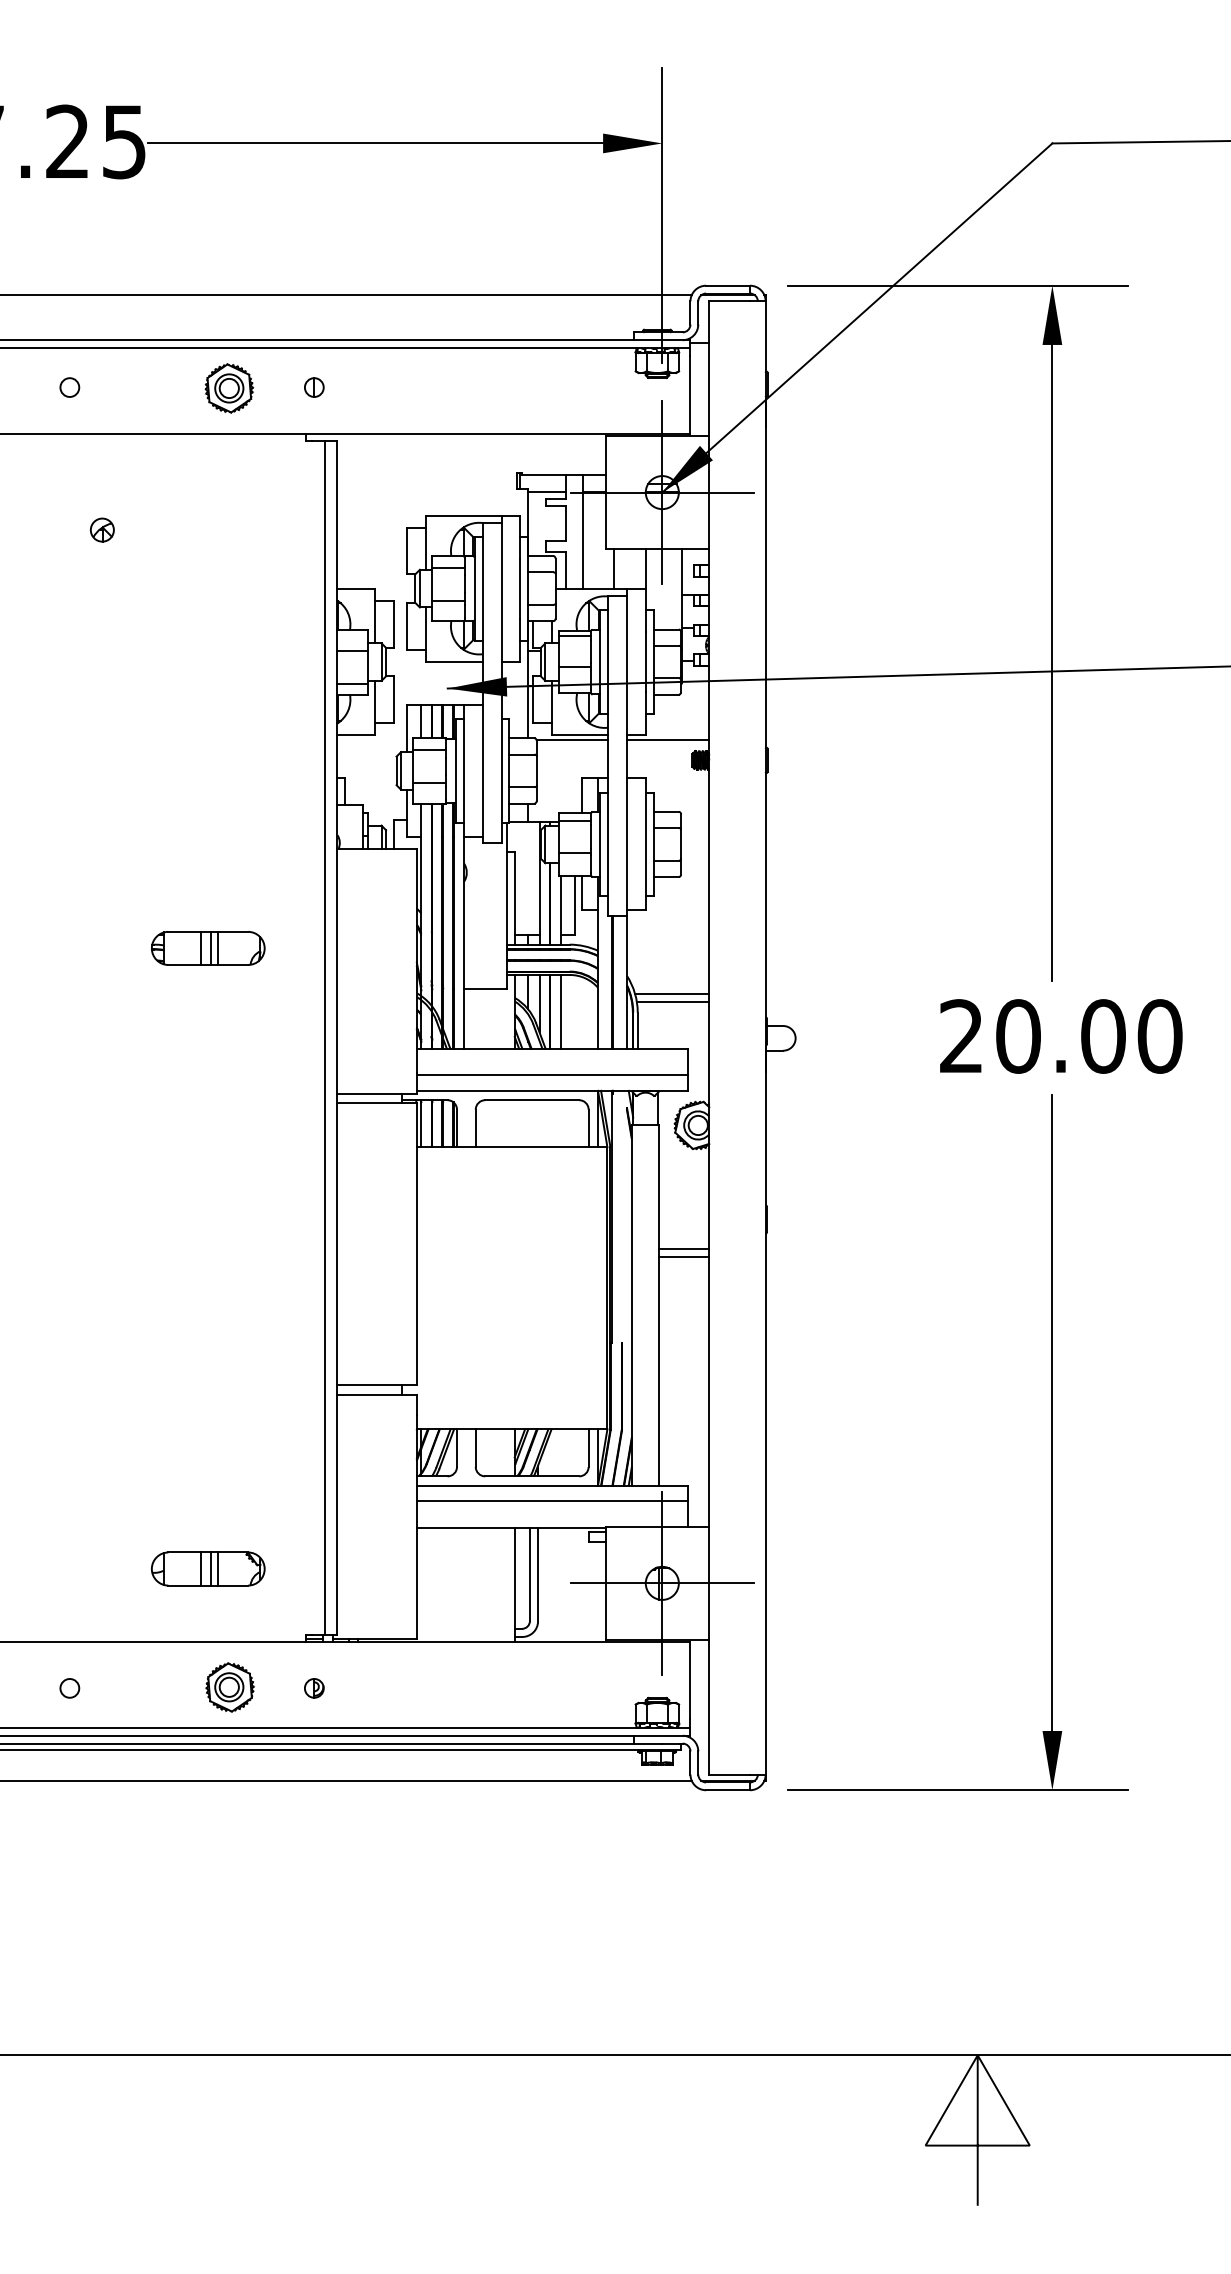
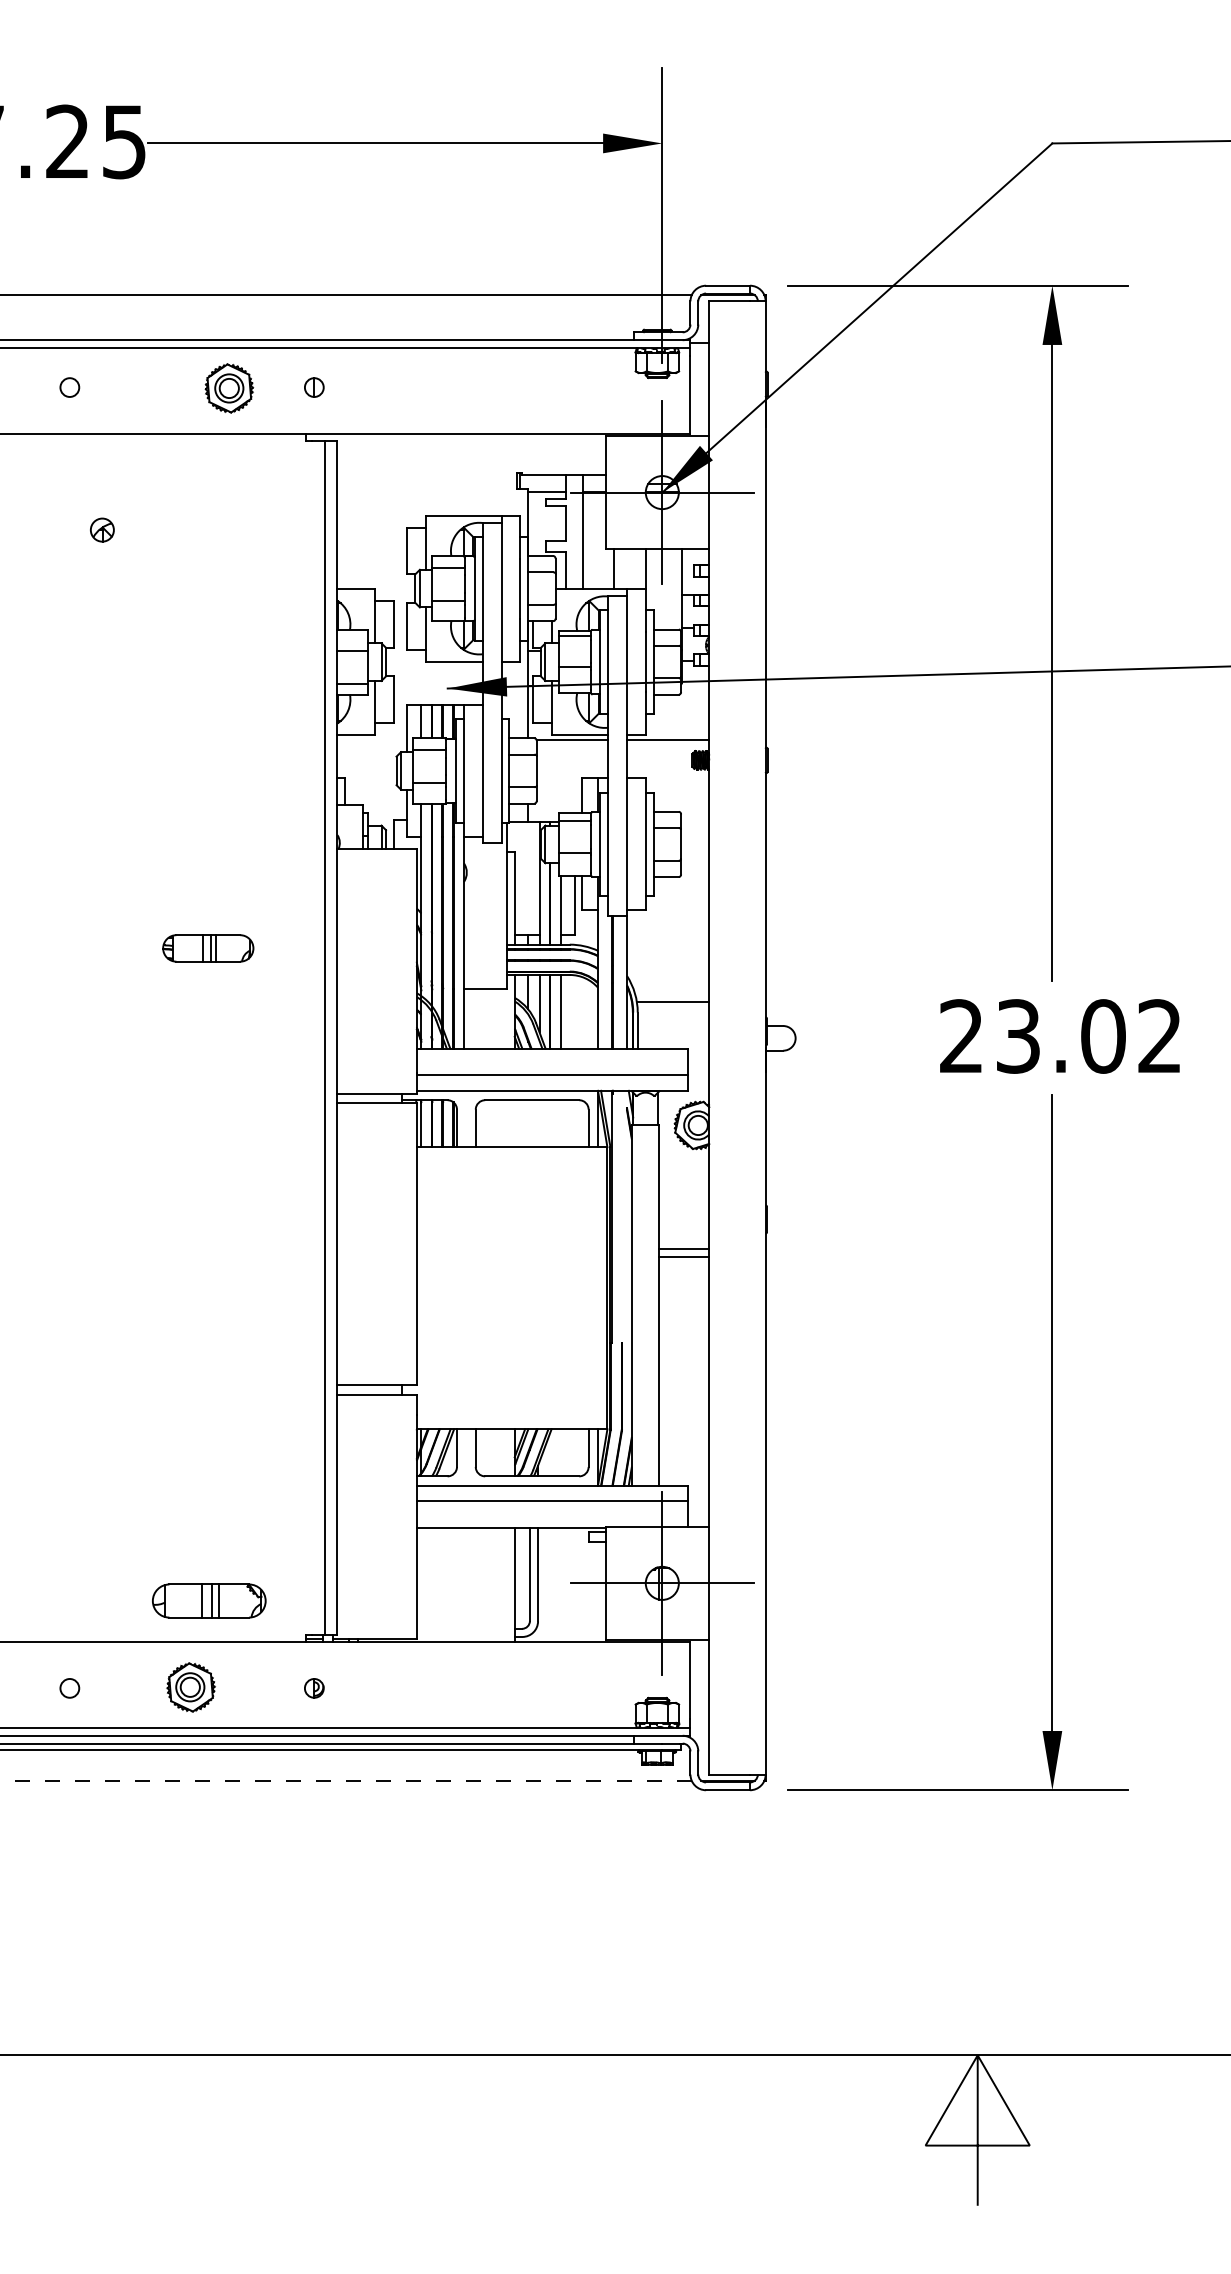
part size: 115x35 px -> 93x29 px (208, 948)
line: present -> none (672, 993)
text: 20.00 -> 23.02 (1089, 1036)
part position: (208, 1568) -> (209, 1600) (209, 1600)
part position: (229, 1687) -> (190, 1687) (190, 1687)
line: solid -> dashed (345, 1780)
